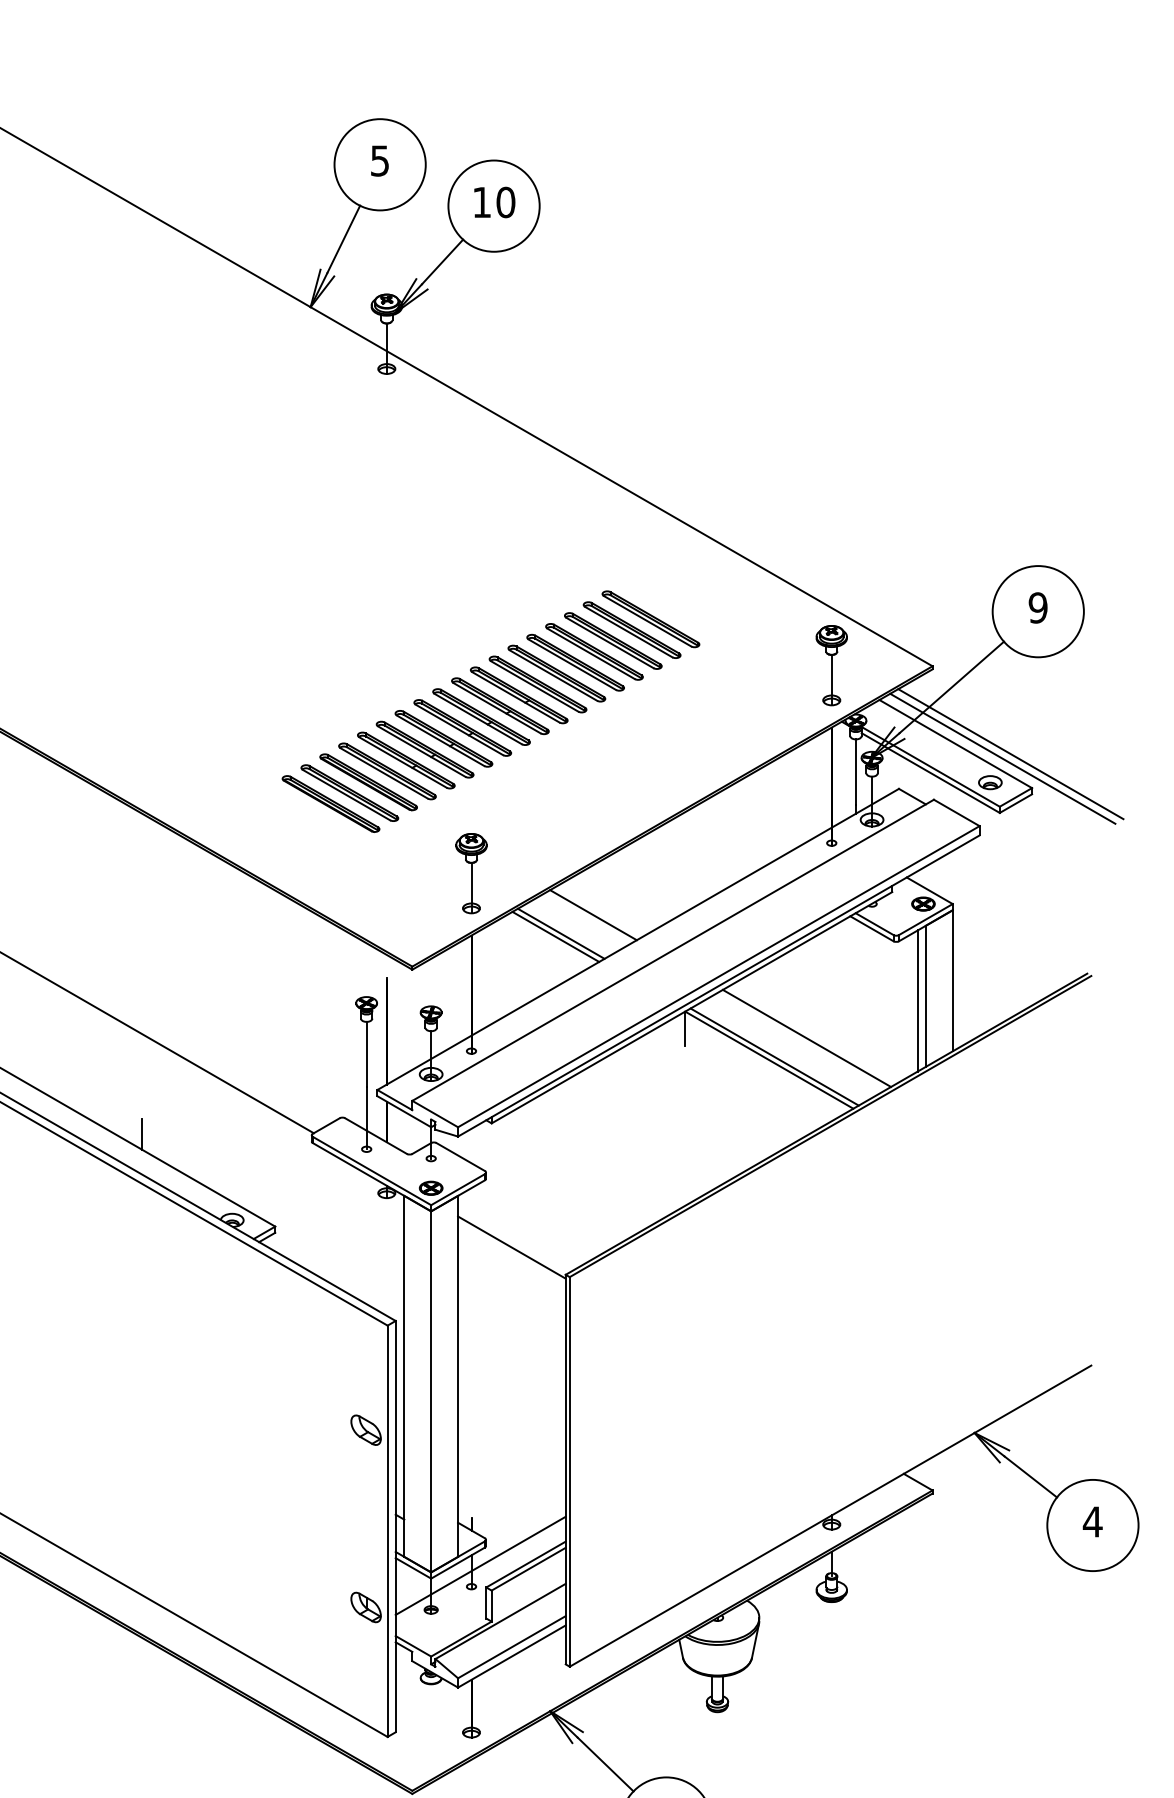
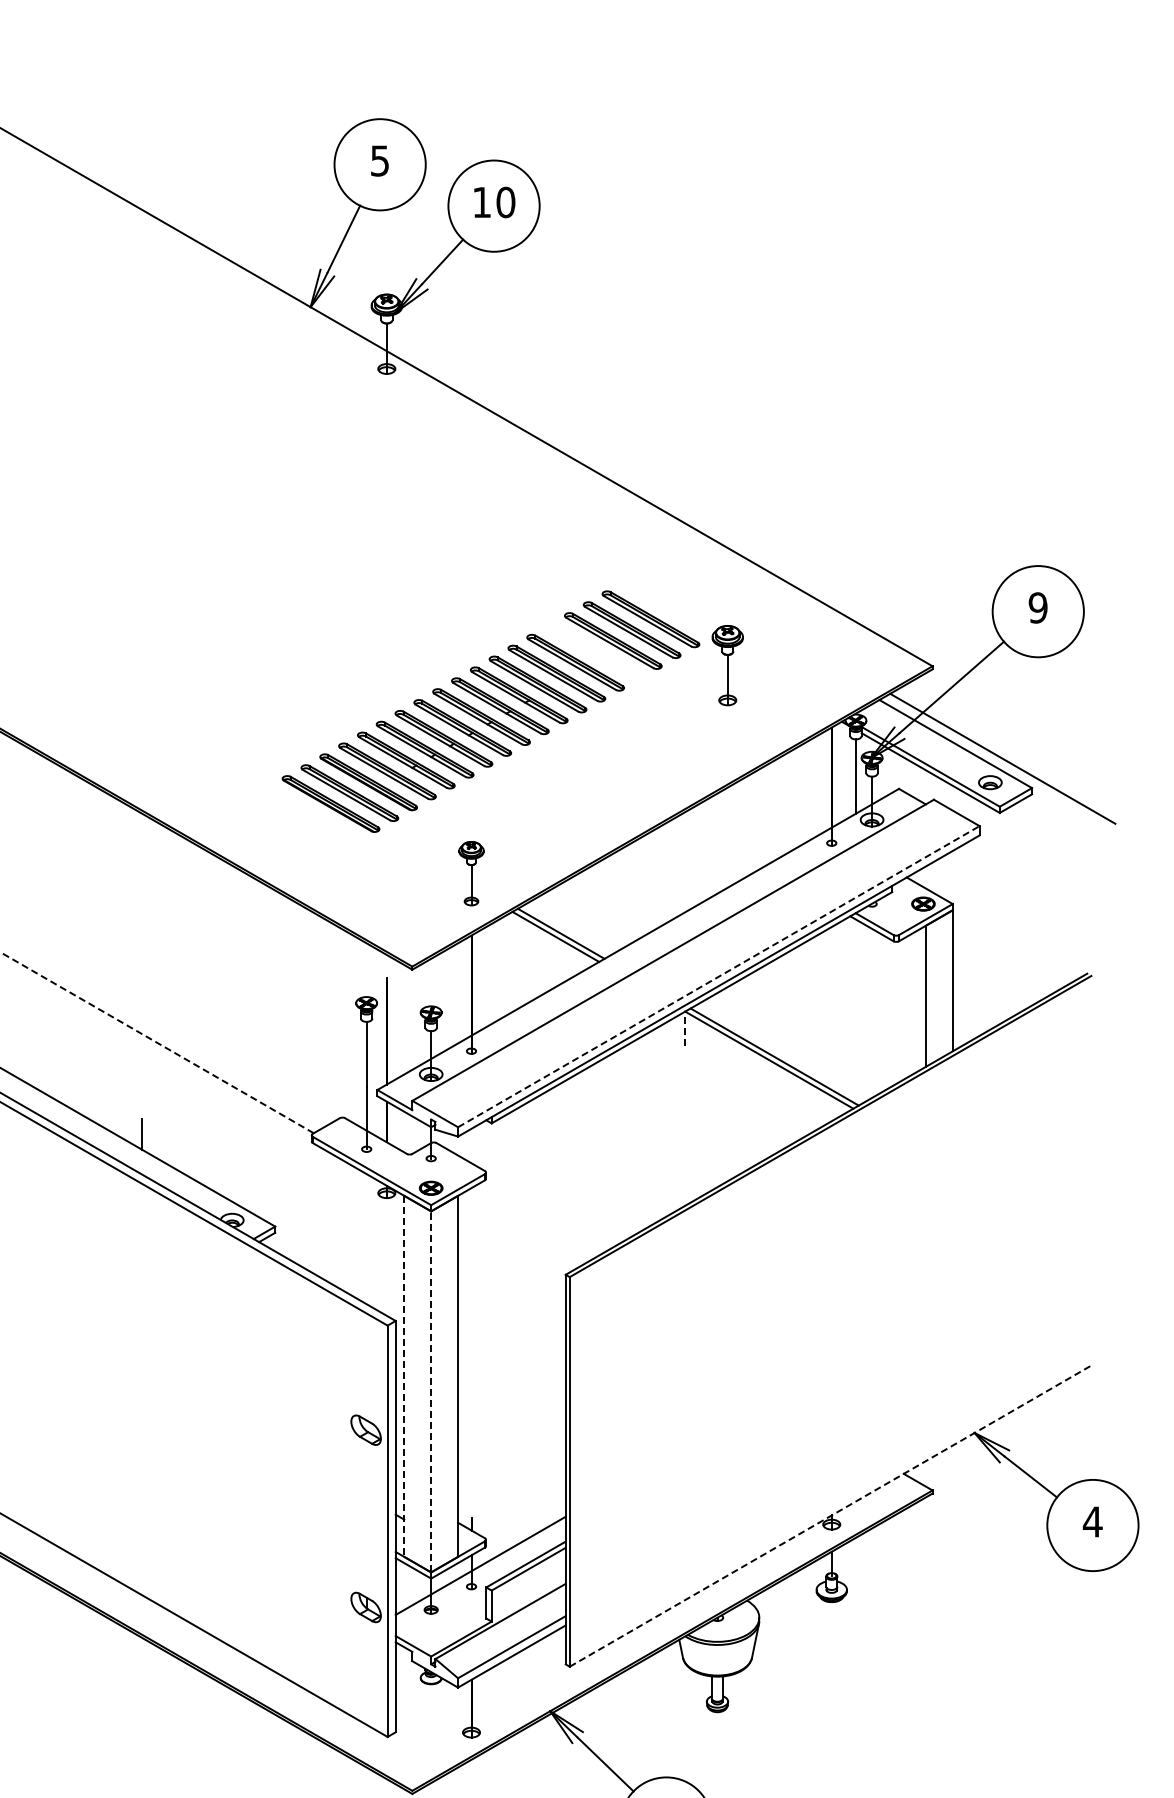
part: present -> none (594, 651)
part position: (831, 665) -> (727, 665) (727, 665)
line: present -> none (1010, 754)
part size: 33x82 px -> 27x66 px (471, 873)
line: present -> none (593, 915)
line: solid -> dashed (719, 976)
line: present -> none (917, 1000)
line: solid -> dashed (684, 1028)
line: present -> none (806, 1037)
line: solid -> dashed (157, 1042)
line: present -> none (511, 1247)
line: solid -> dashed (404, 1376)
line: solid -> dashed (431, 1391)
line: solid -> dashed (830, 1515)
